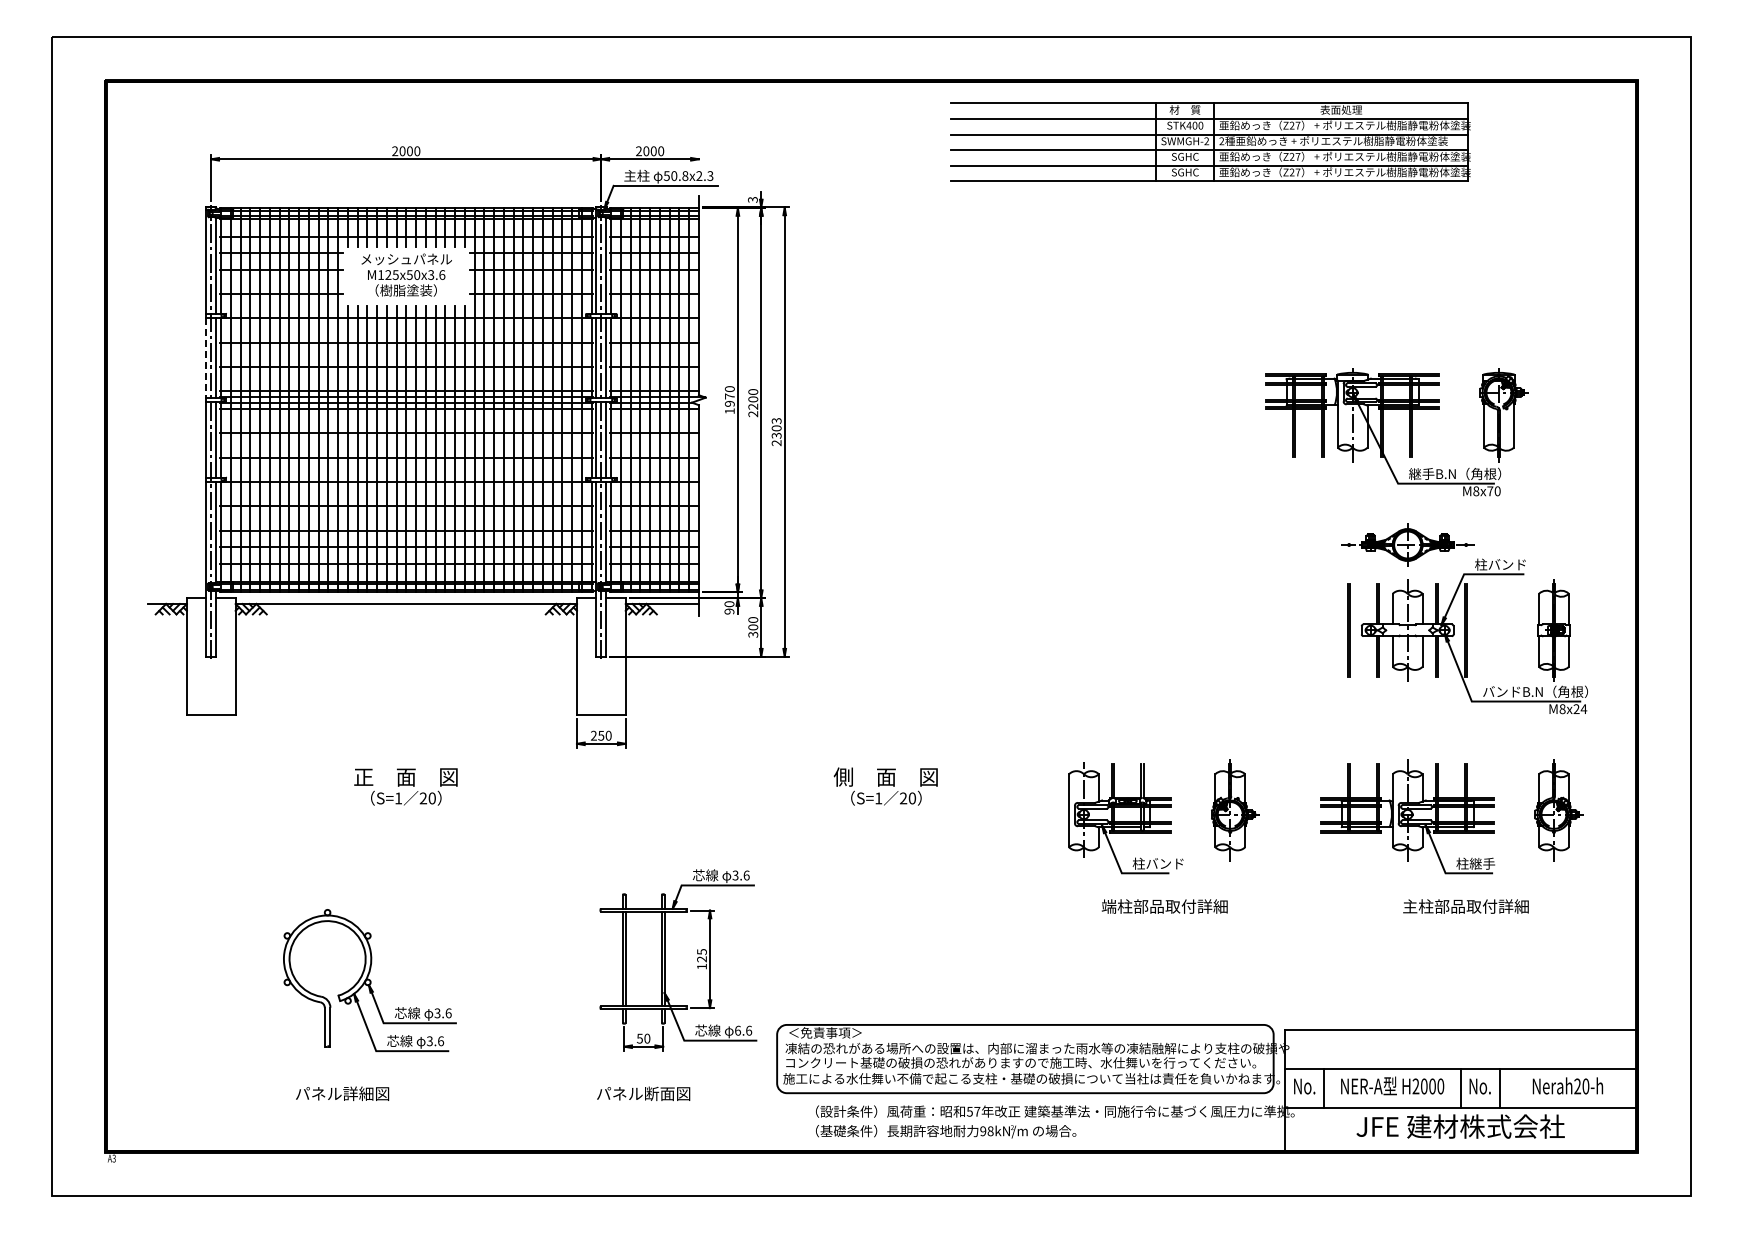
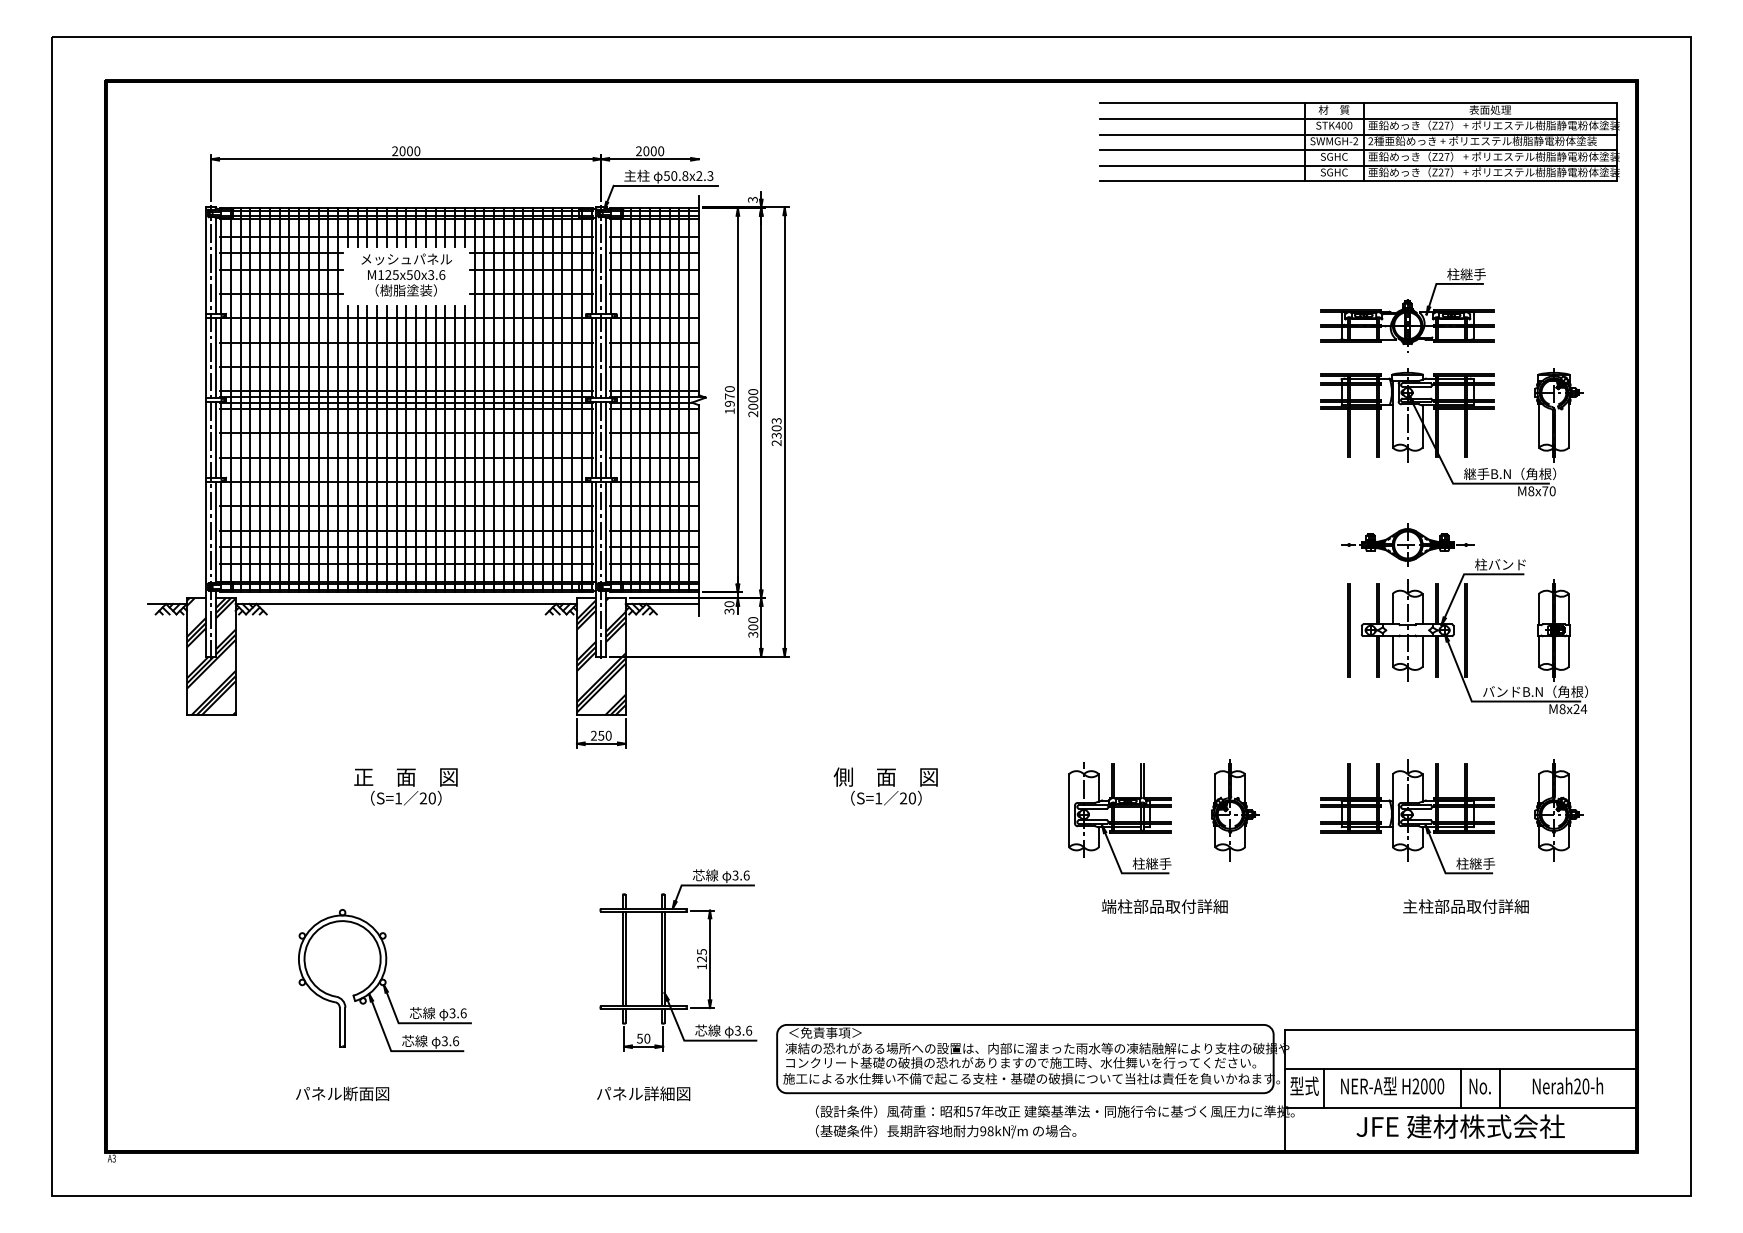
part position: (1210, 141) -> (1359, 141) (1359, 141)
part: none -> present (1407, 310)
line: dashed -> solid (206, 358)
text: 2200 -> 2000 (753, 406)
part position: (1383, 432) -> (1438, 432) (1438, 432)
text: 90 -> 30 (729, 611)
hatch: none -> present (210, 656)
hatch: none -> present (600, 656)
text: 柱バンド -> 柱継手 (1164, 863)
part position: (369, 980) -> (384, 980) (384, 980)
text: 6.6 -> 3.6 (738, 1030)
text: No. -> 型式 (1304, 1085)
text: パネル詳細図 -> パネル断面図 (358, 1093)
text: パネル断面図 -> パネル詳細図 (659, 1093)
